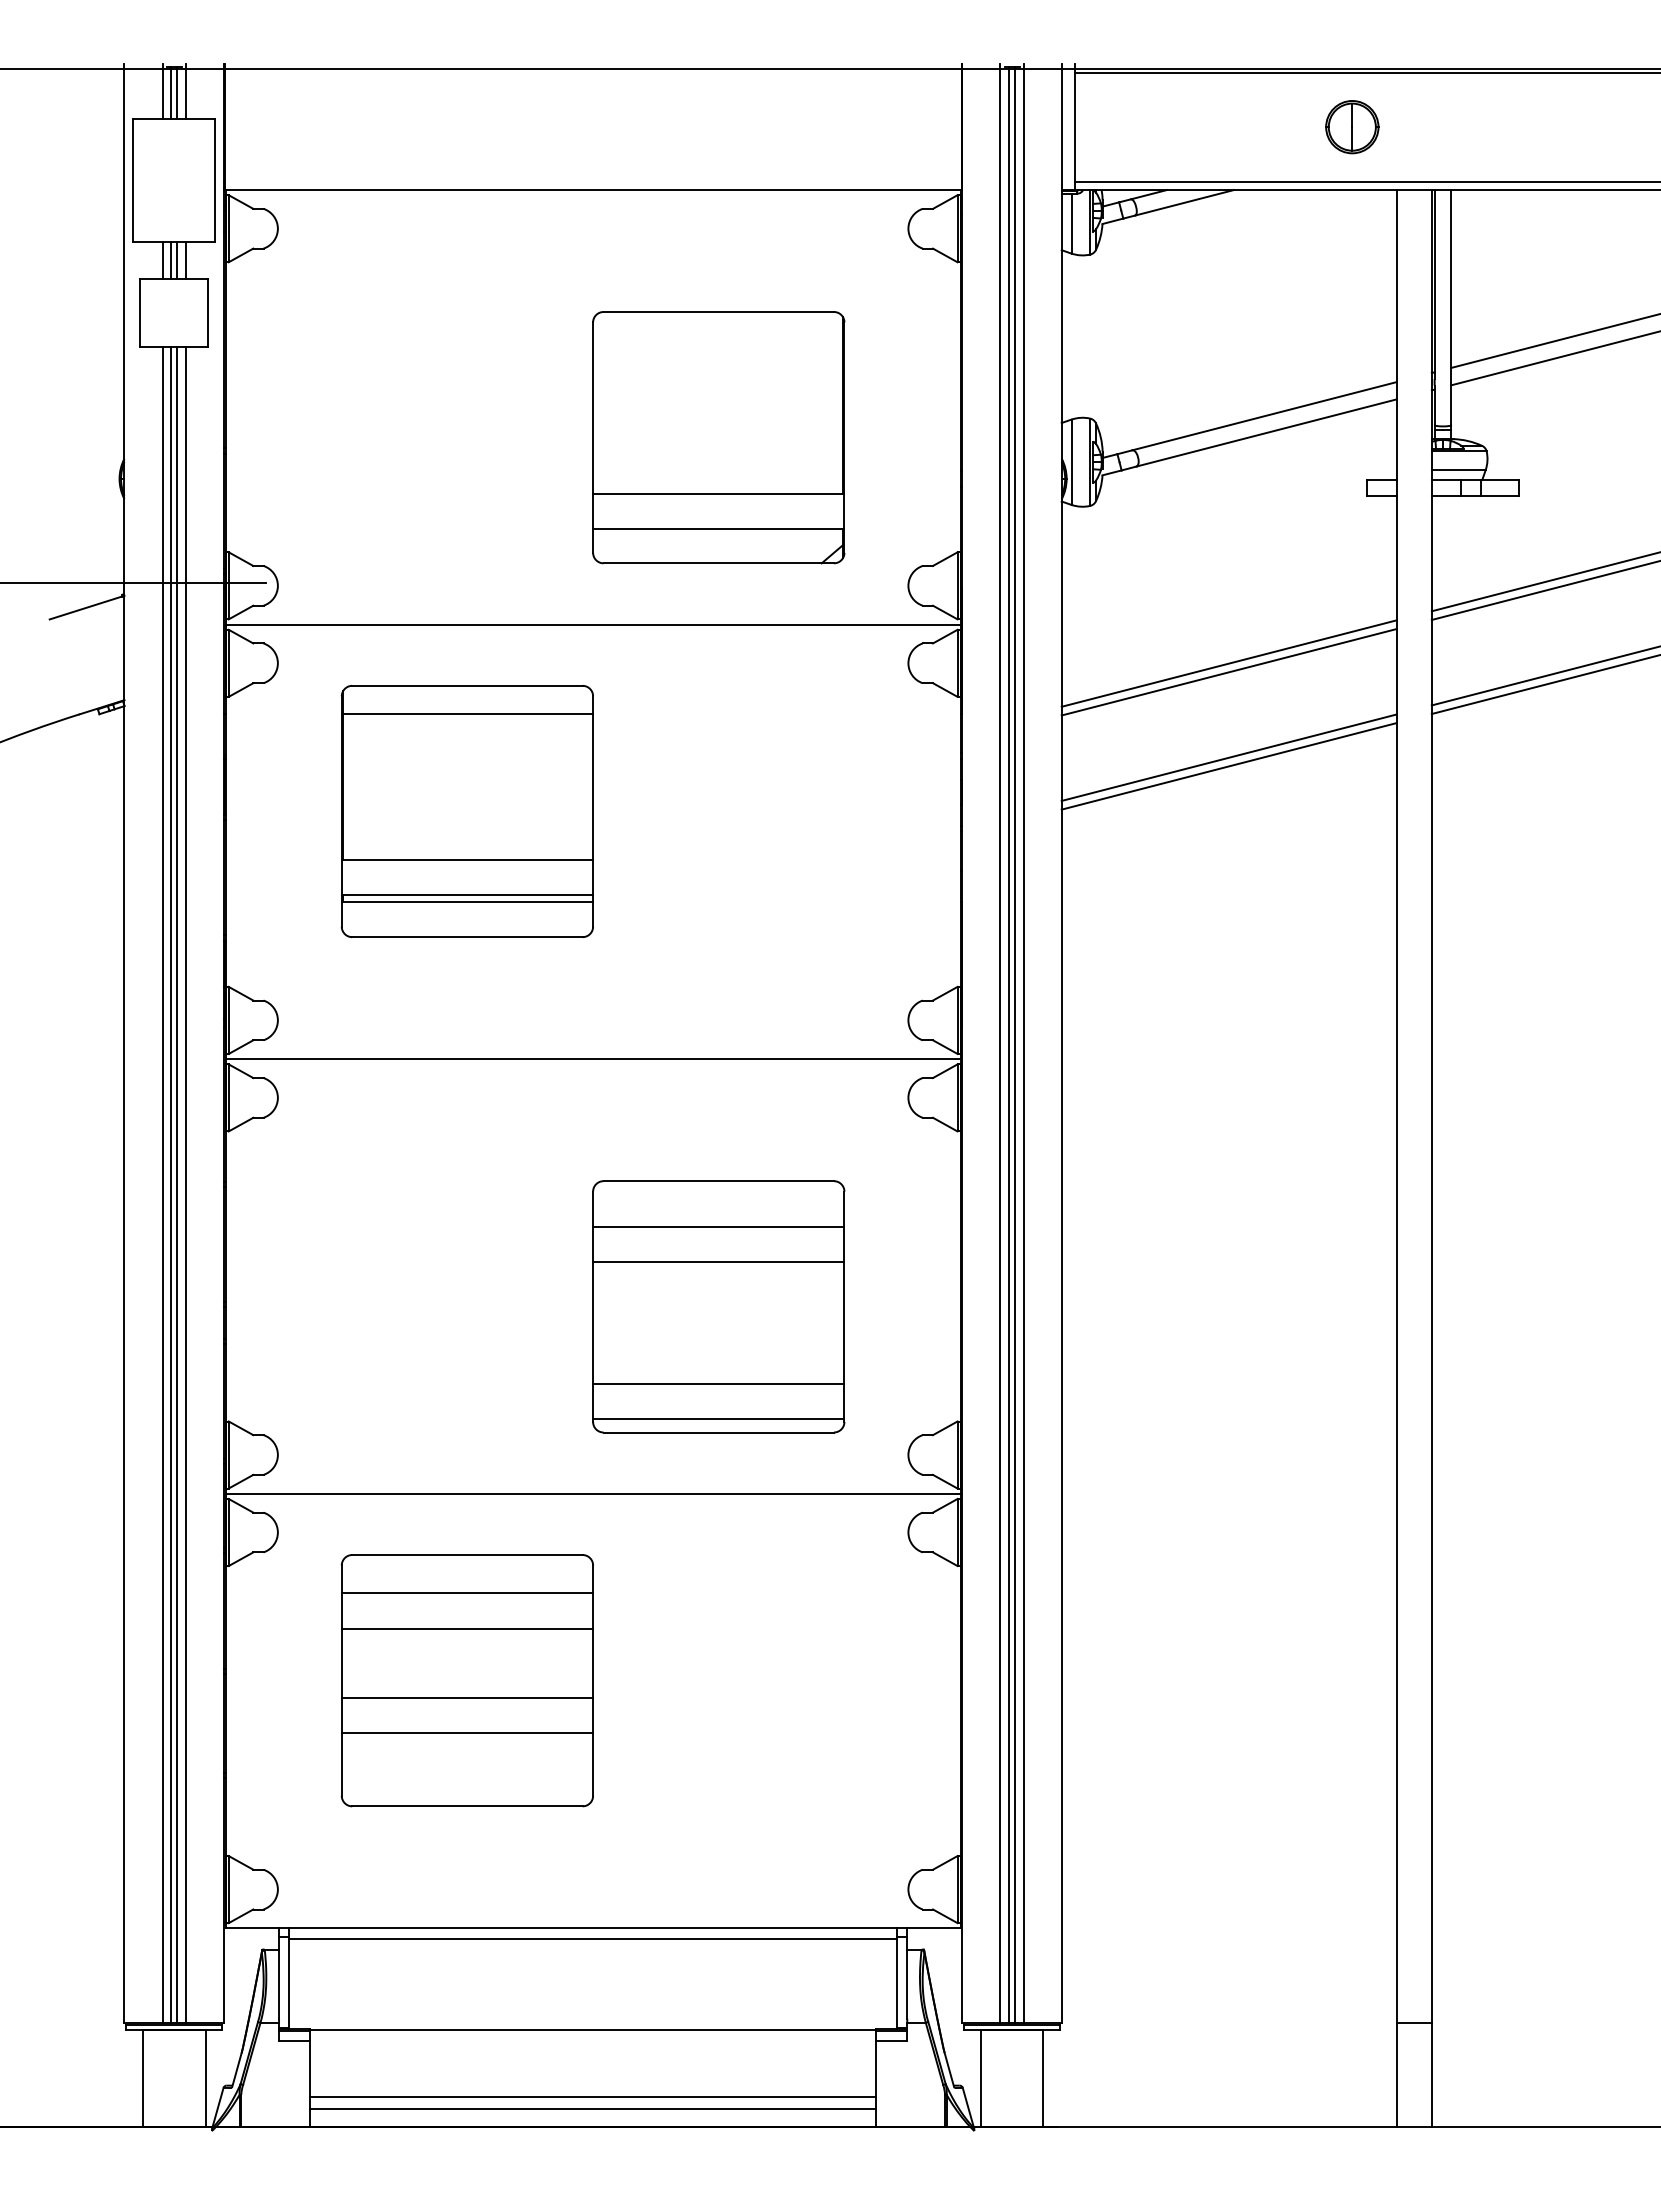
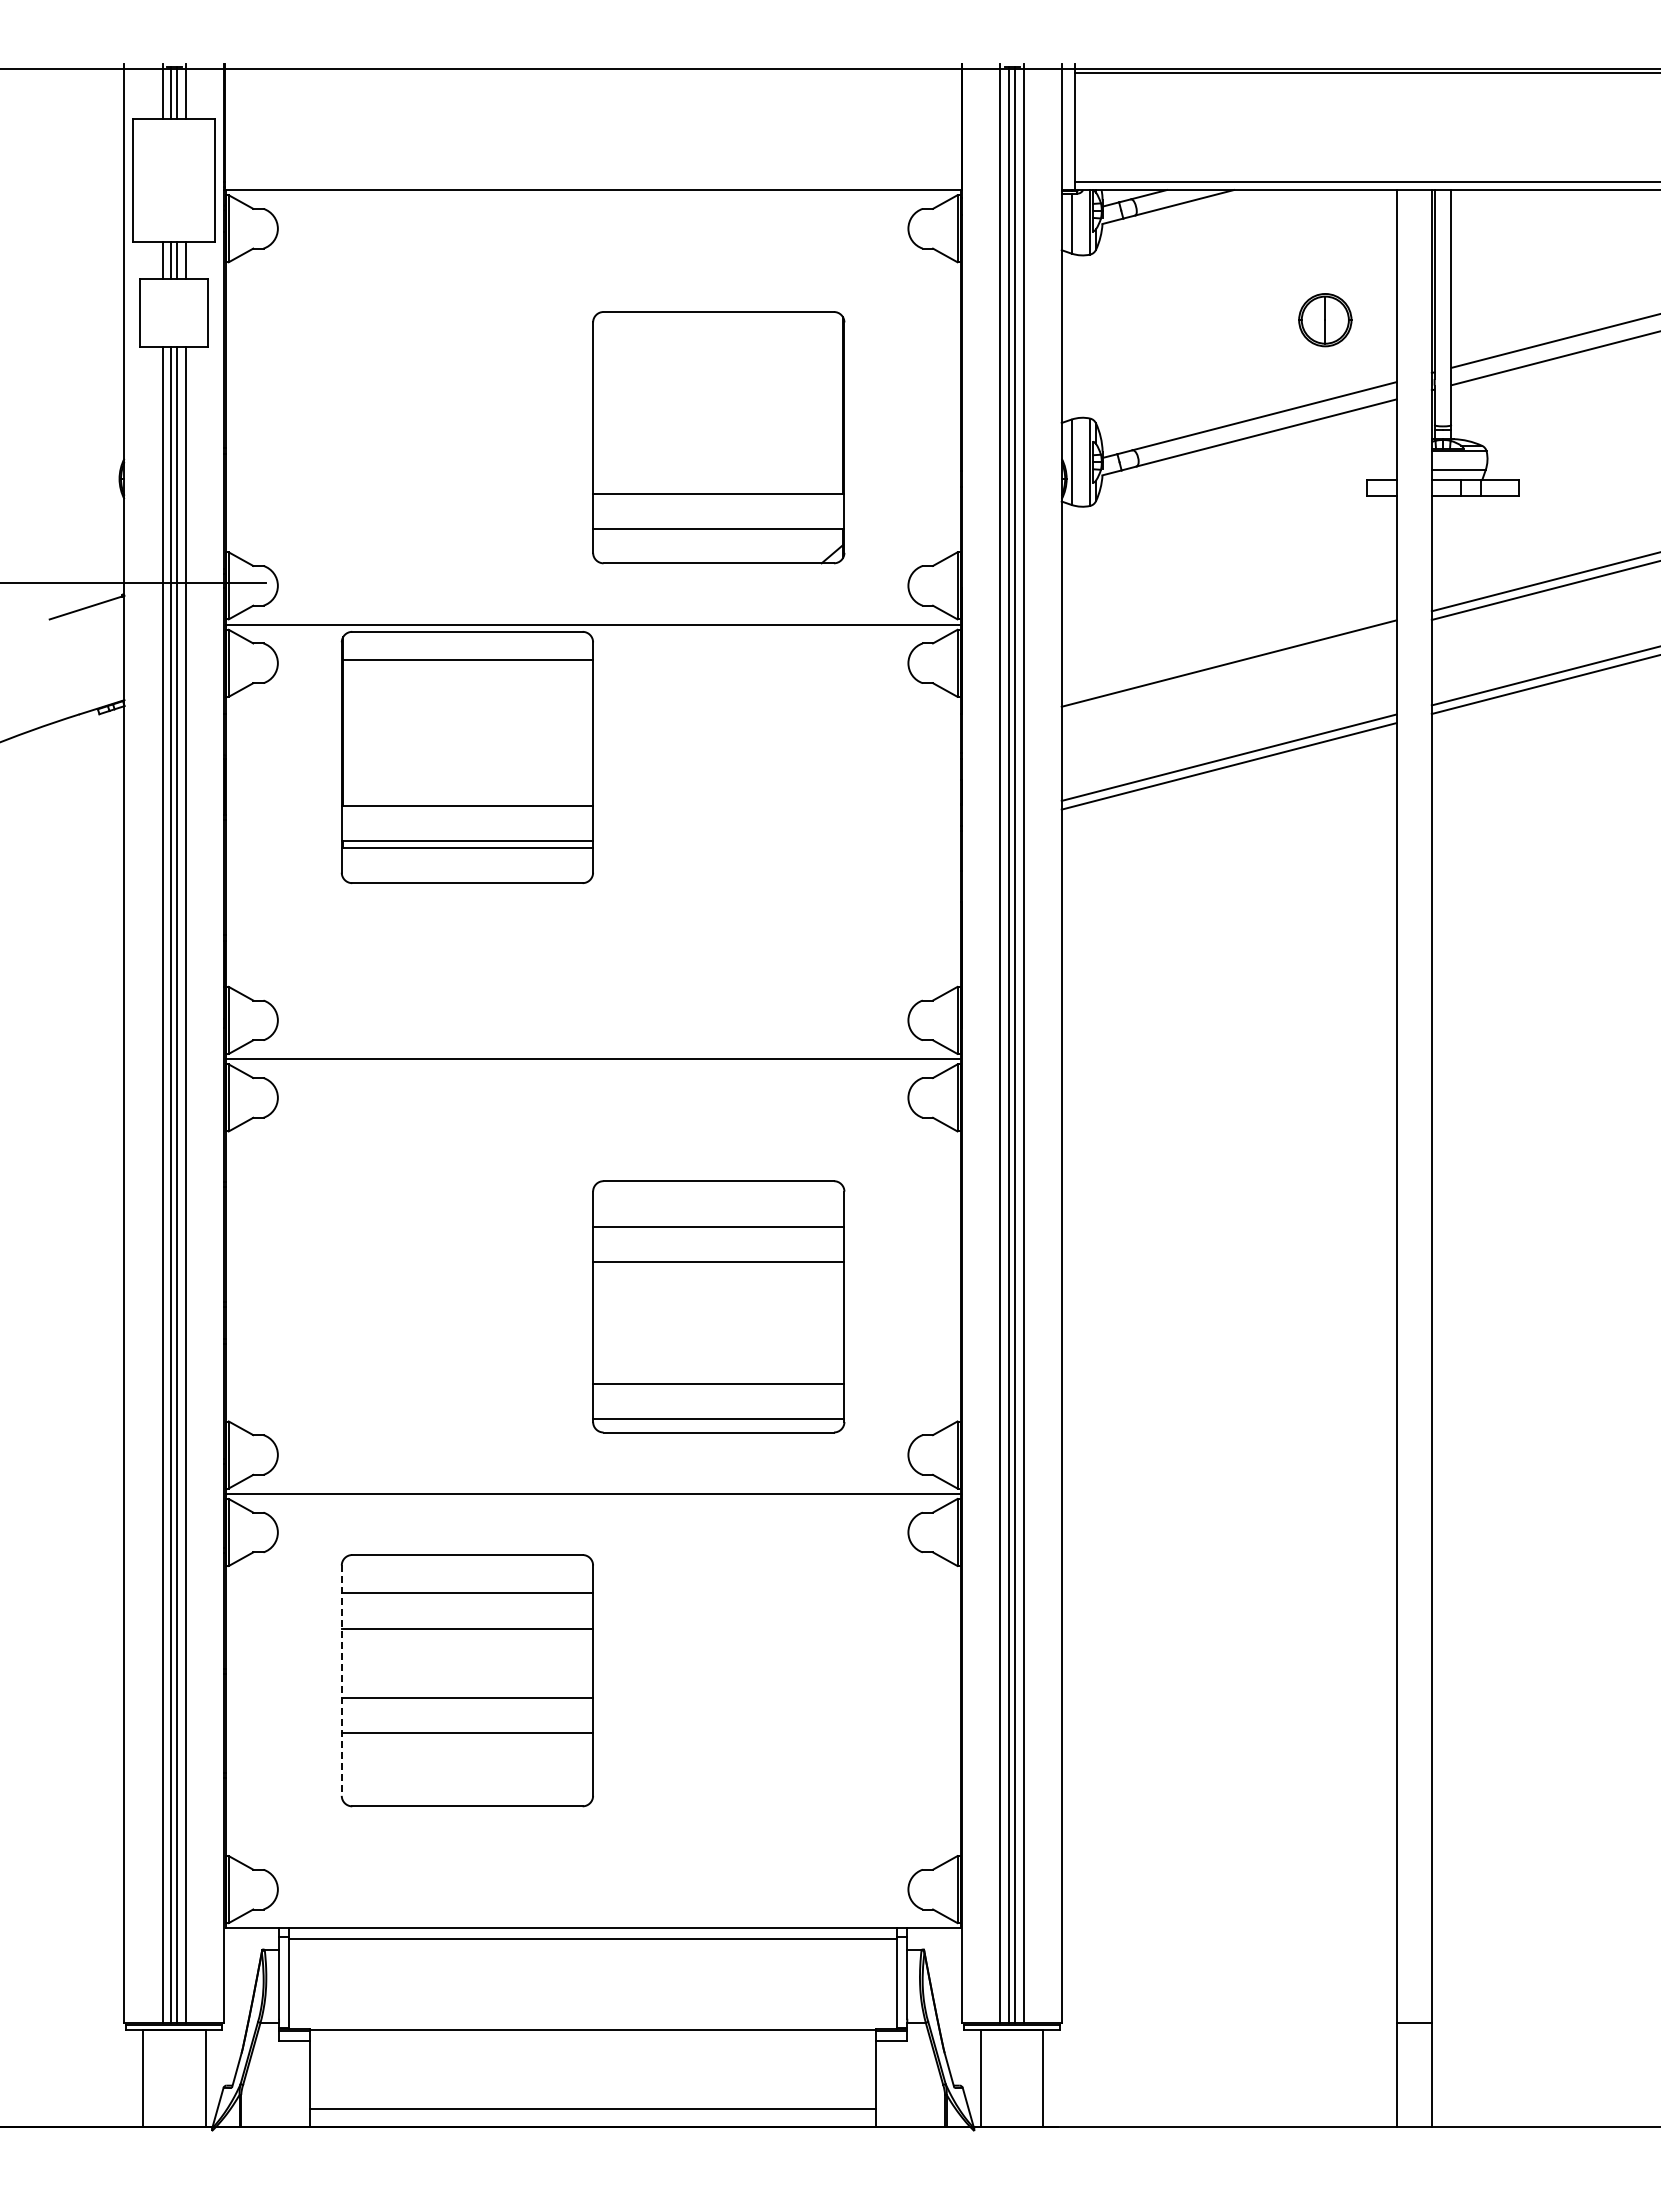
part position: (1352, 127) -> (1325, 320) (1325, 320)
line: present -> none (1228, 672)
part position: (466, 811) -> (466, 757) (466, 757)
line: solid -> dashed (341, 1681)
line: present -> none (592, 2096)
